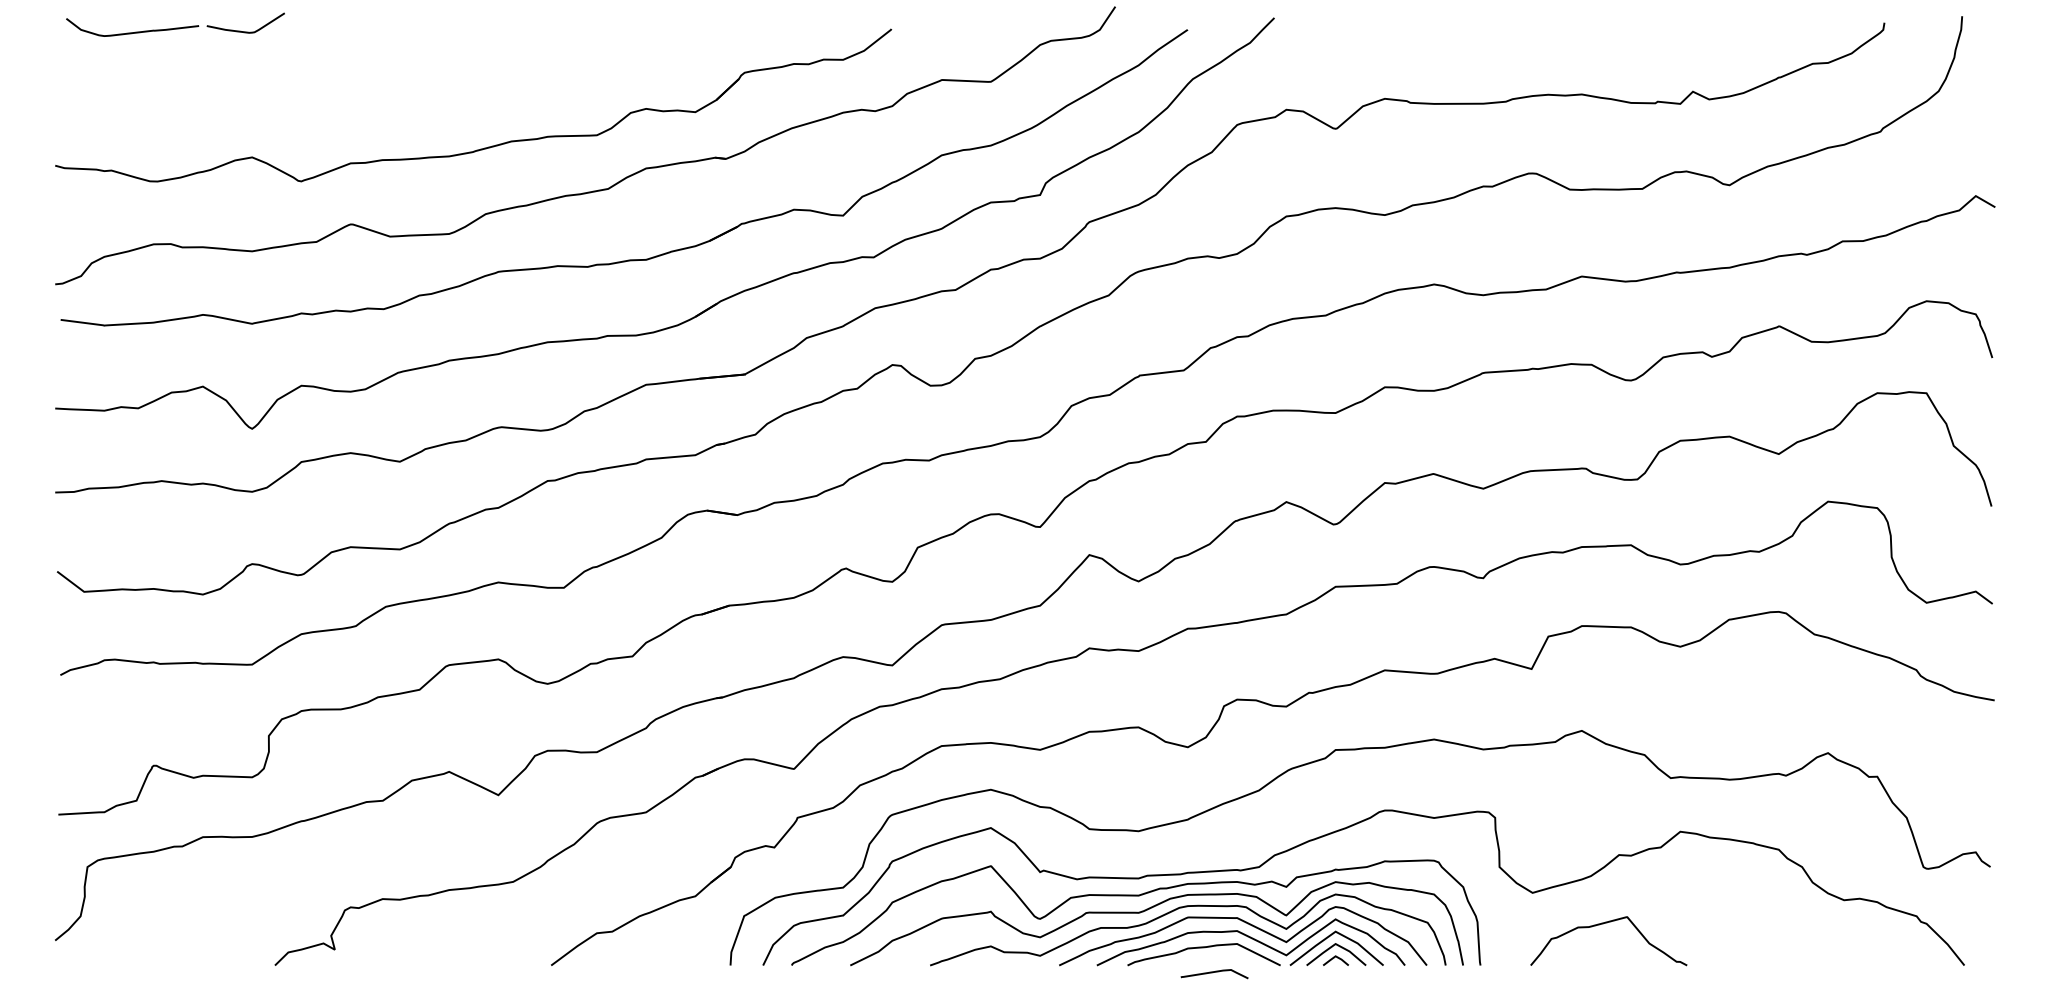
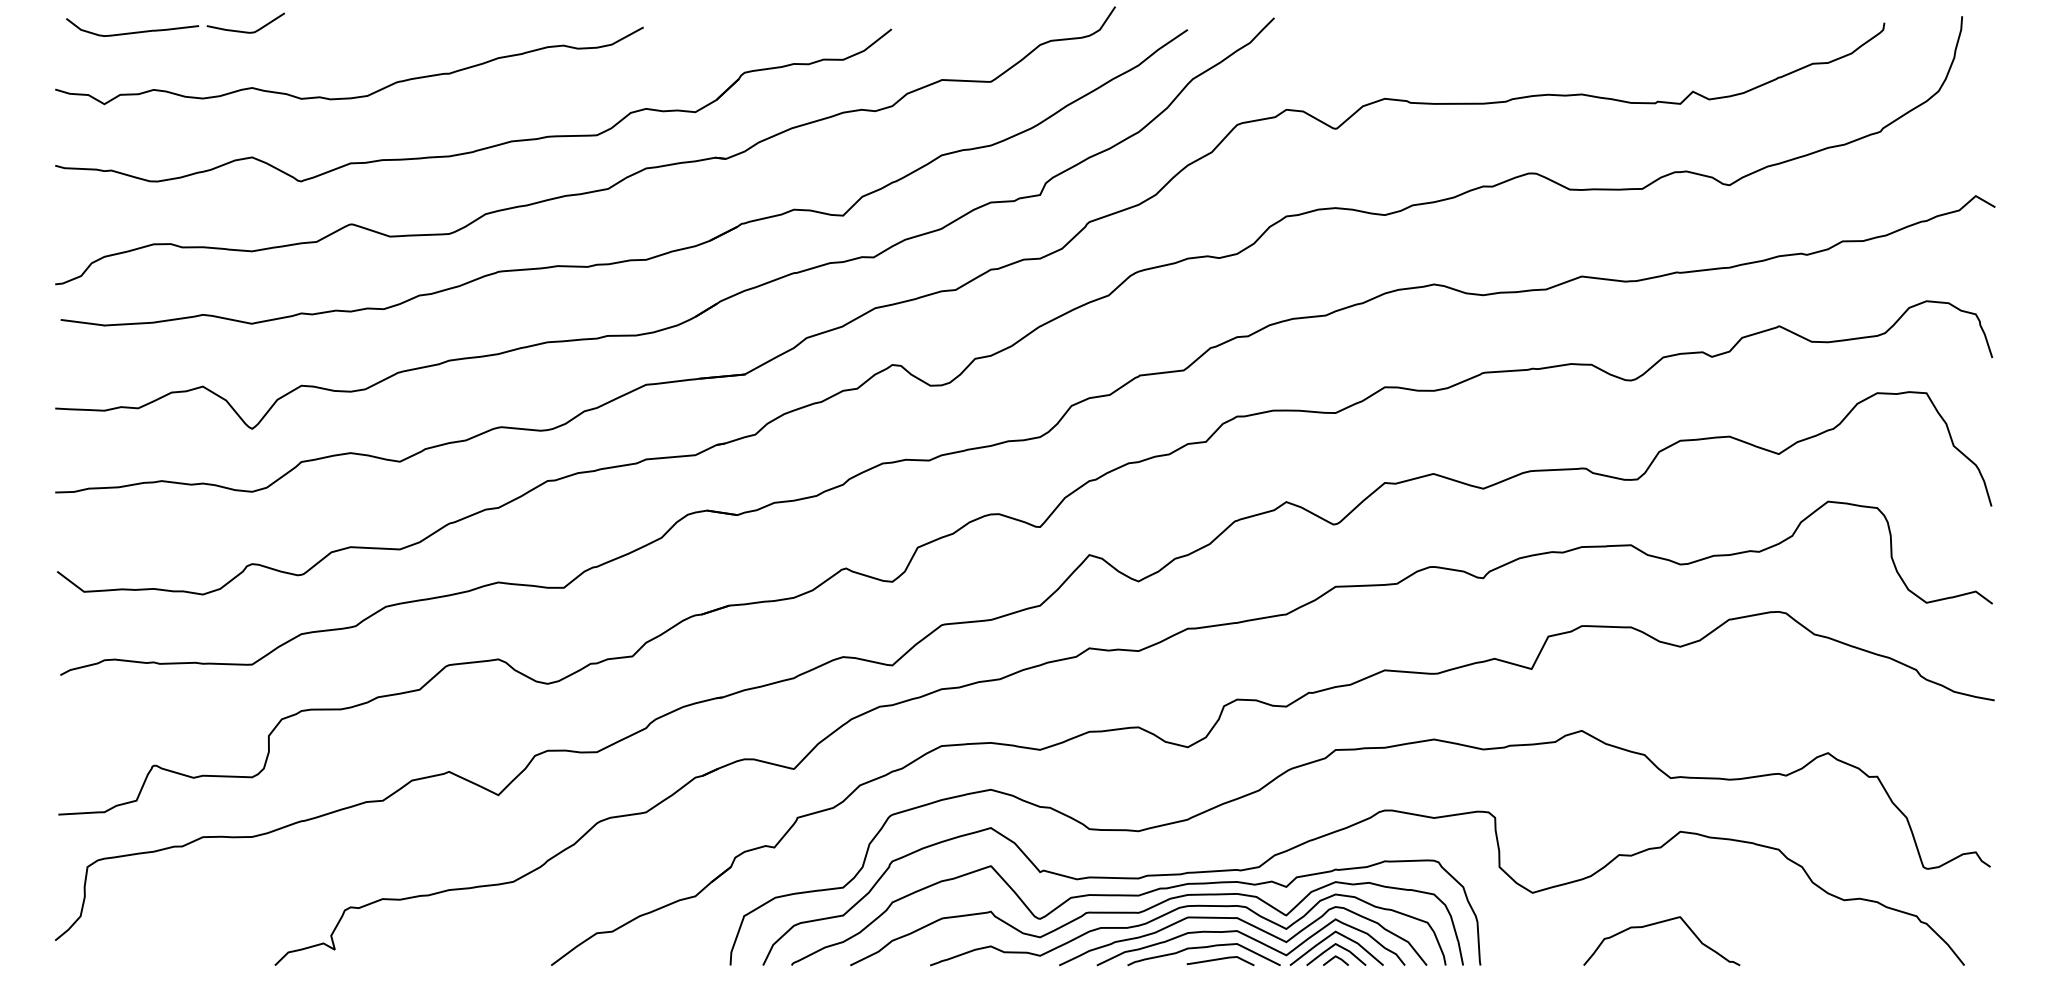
curve: none -> present (354, 96)
curve position: (1603, 924) -> (1656, 924) (1656, 924)
curve position: (1214, 972) -> (1220, 959) (1220, 959)
